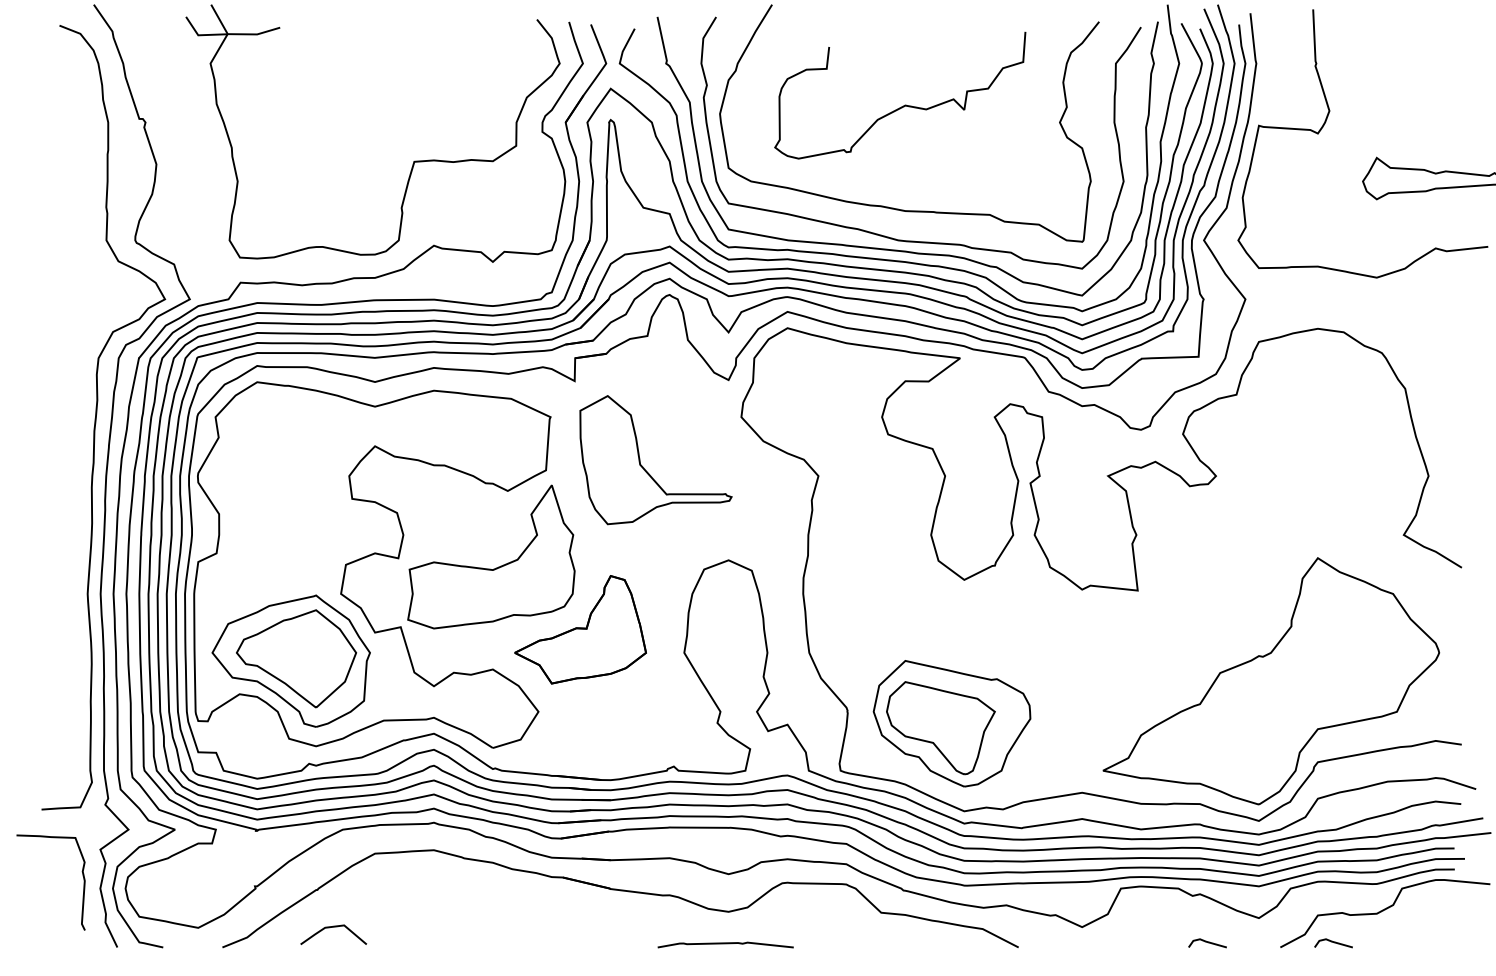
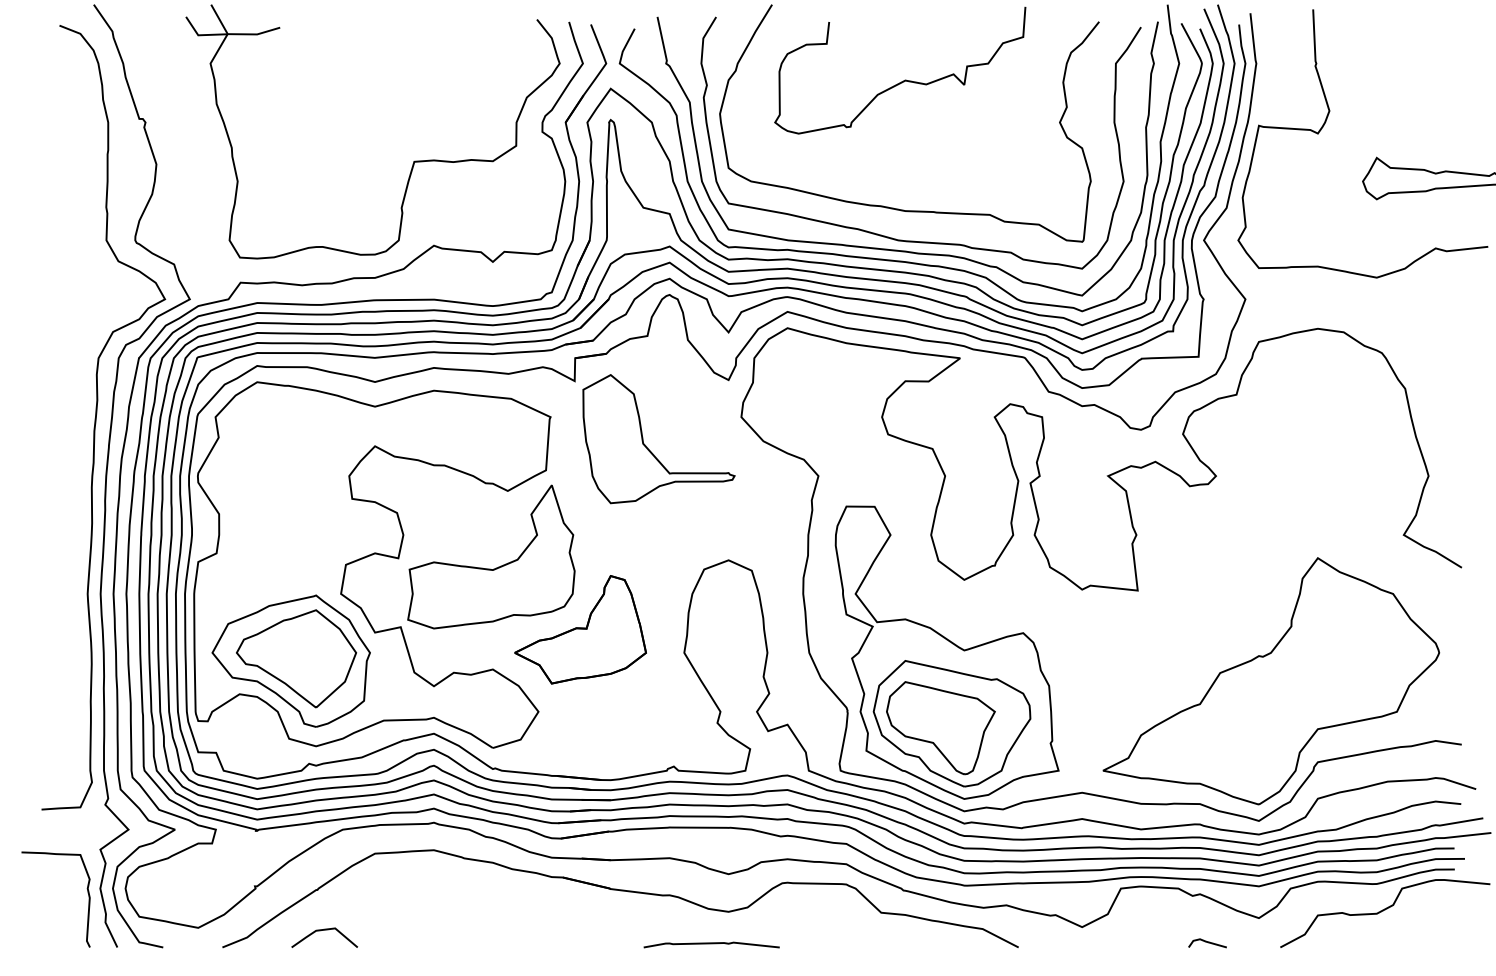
curve position: (905, 104) -> (905, 79) (905, 79)
part position: (643, 466) -> (646, 445) (646, 445)
part: none -> present (946, 652)
curve position: (82, 876) -> (87, 893) (87, 893)
line position: (333, 927) -> (324, 930) (324, 930)
line: present -> none (1333, 942)
curve position: (725, 944) -> (711, 944) (711, 944)
